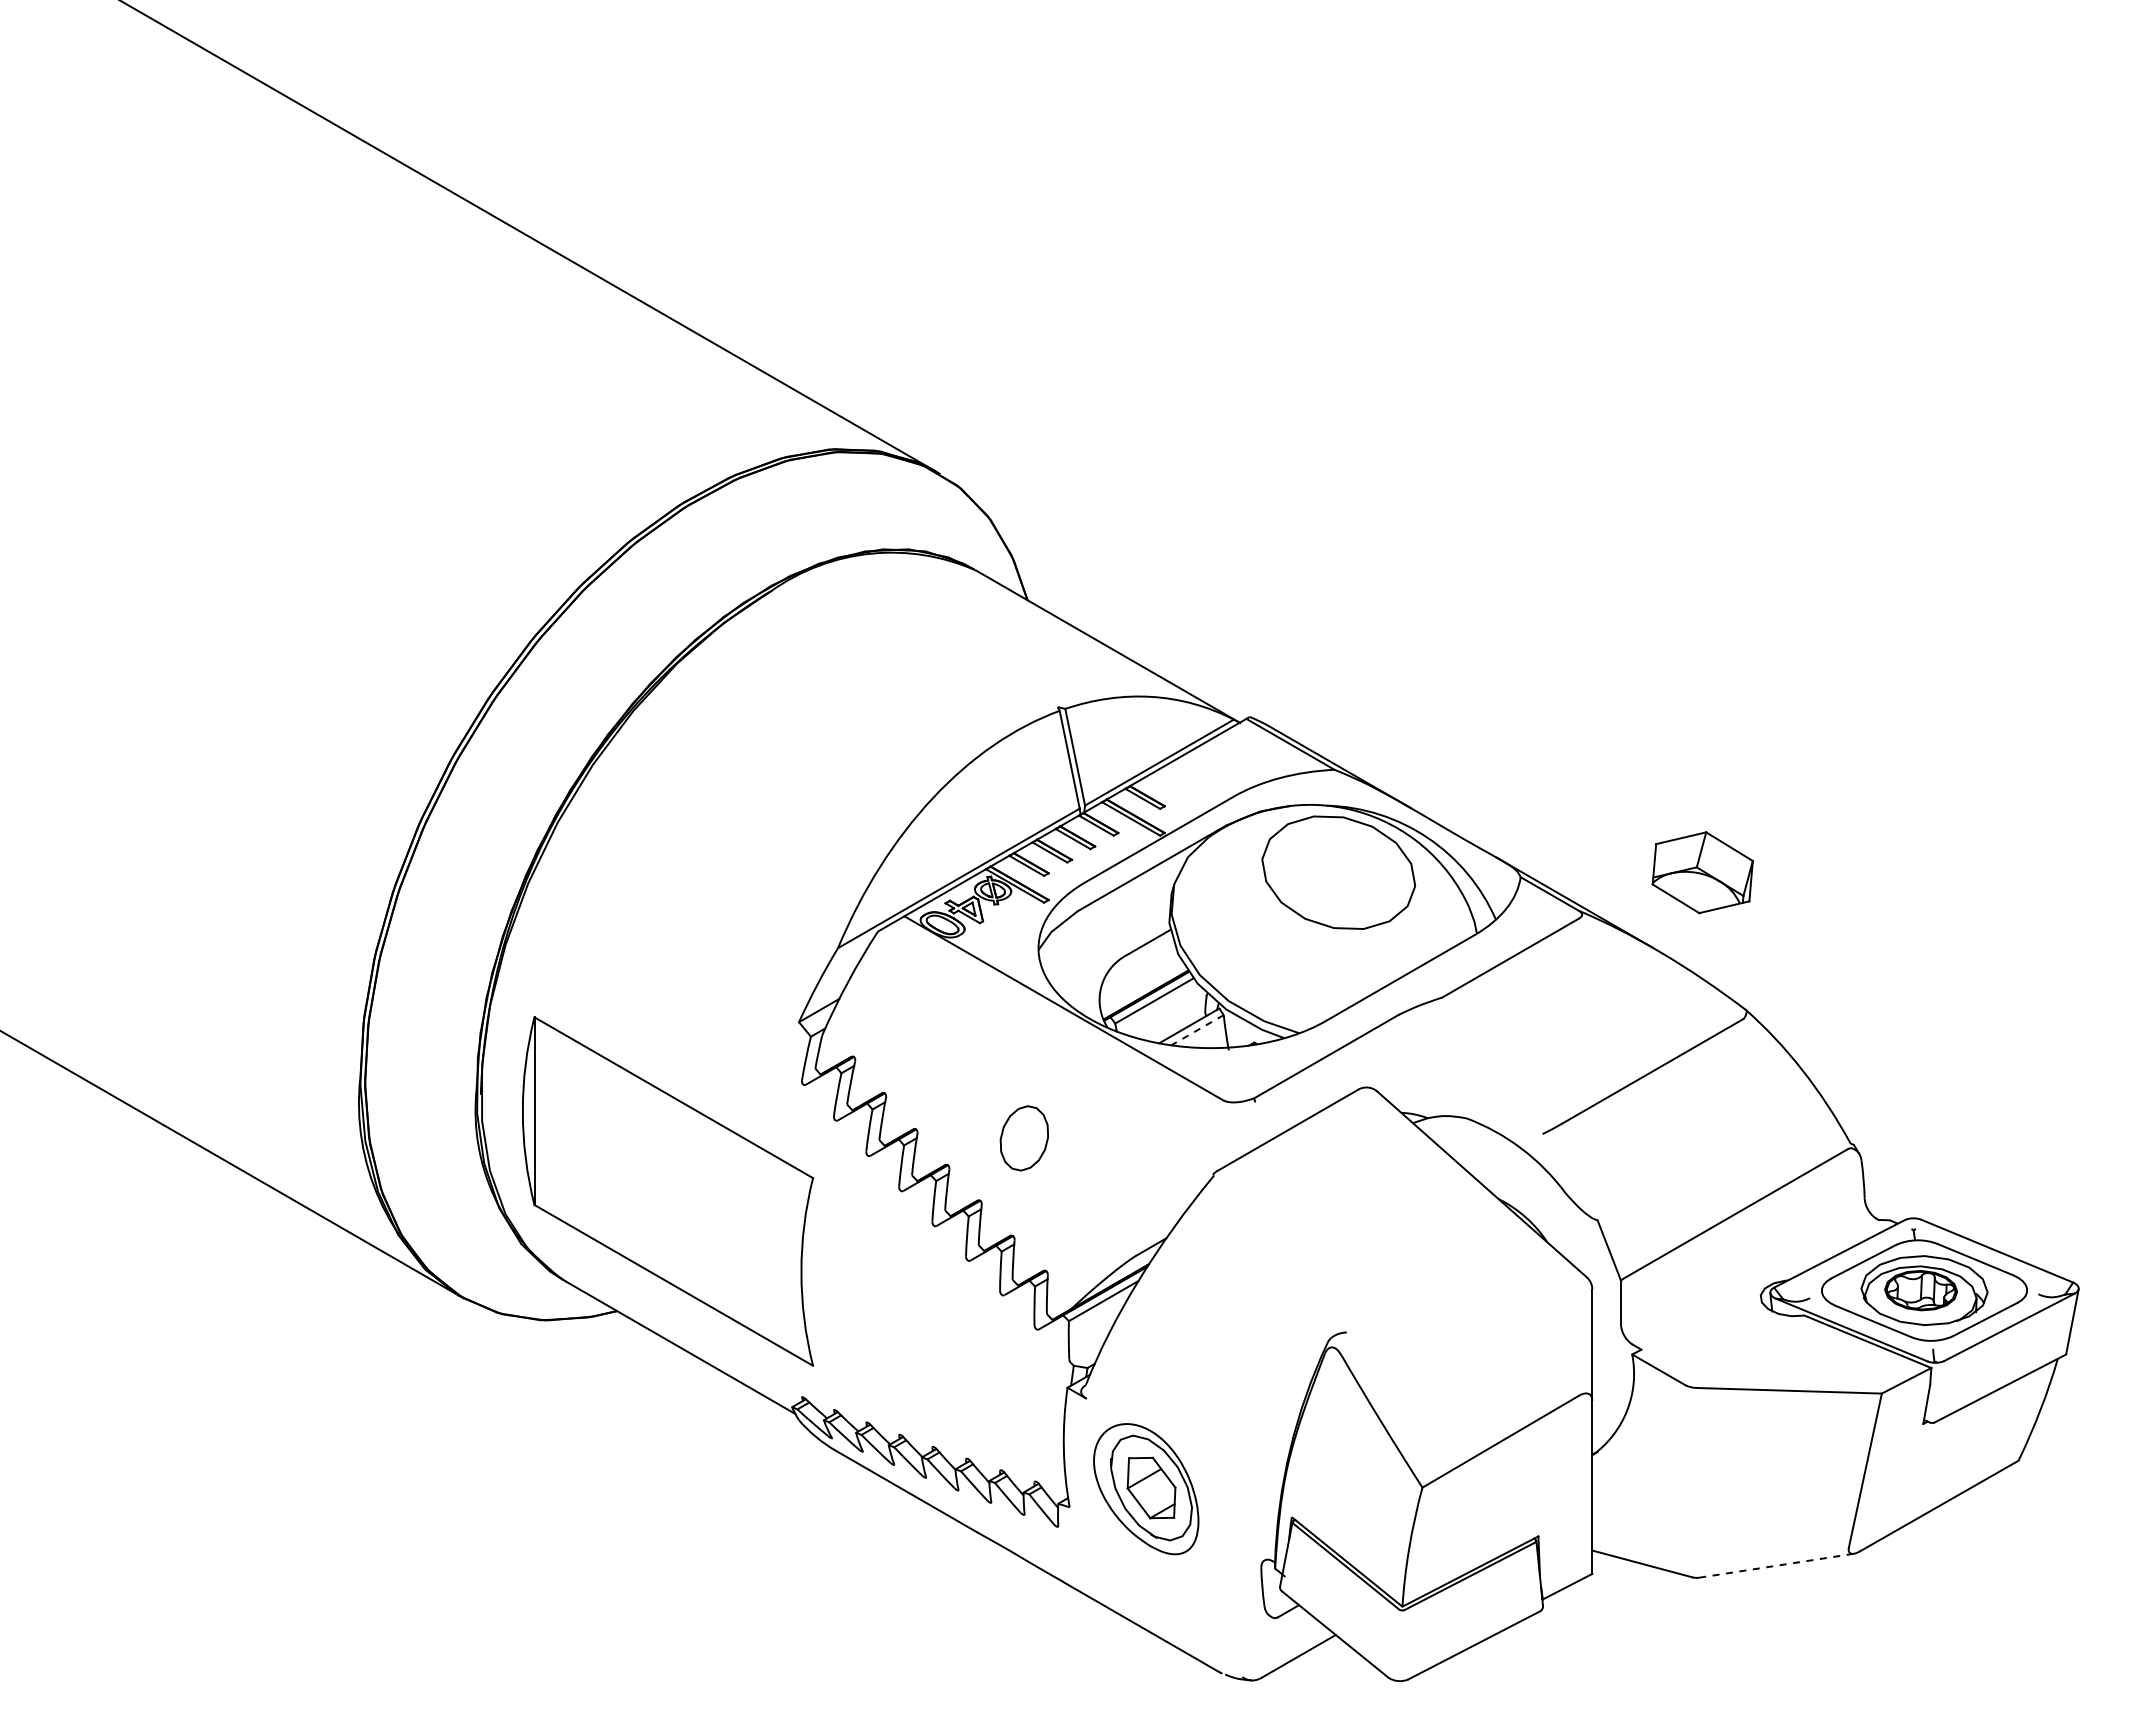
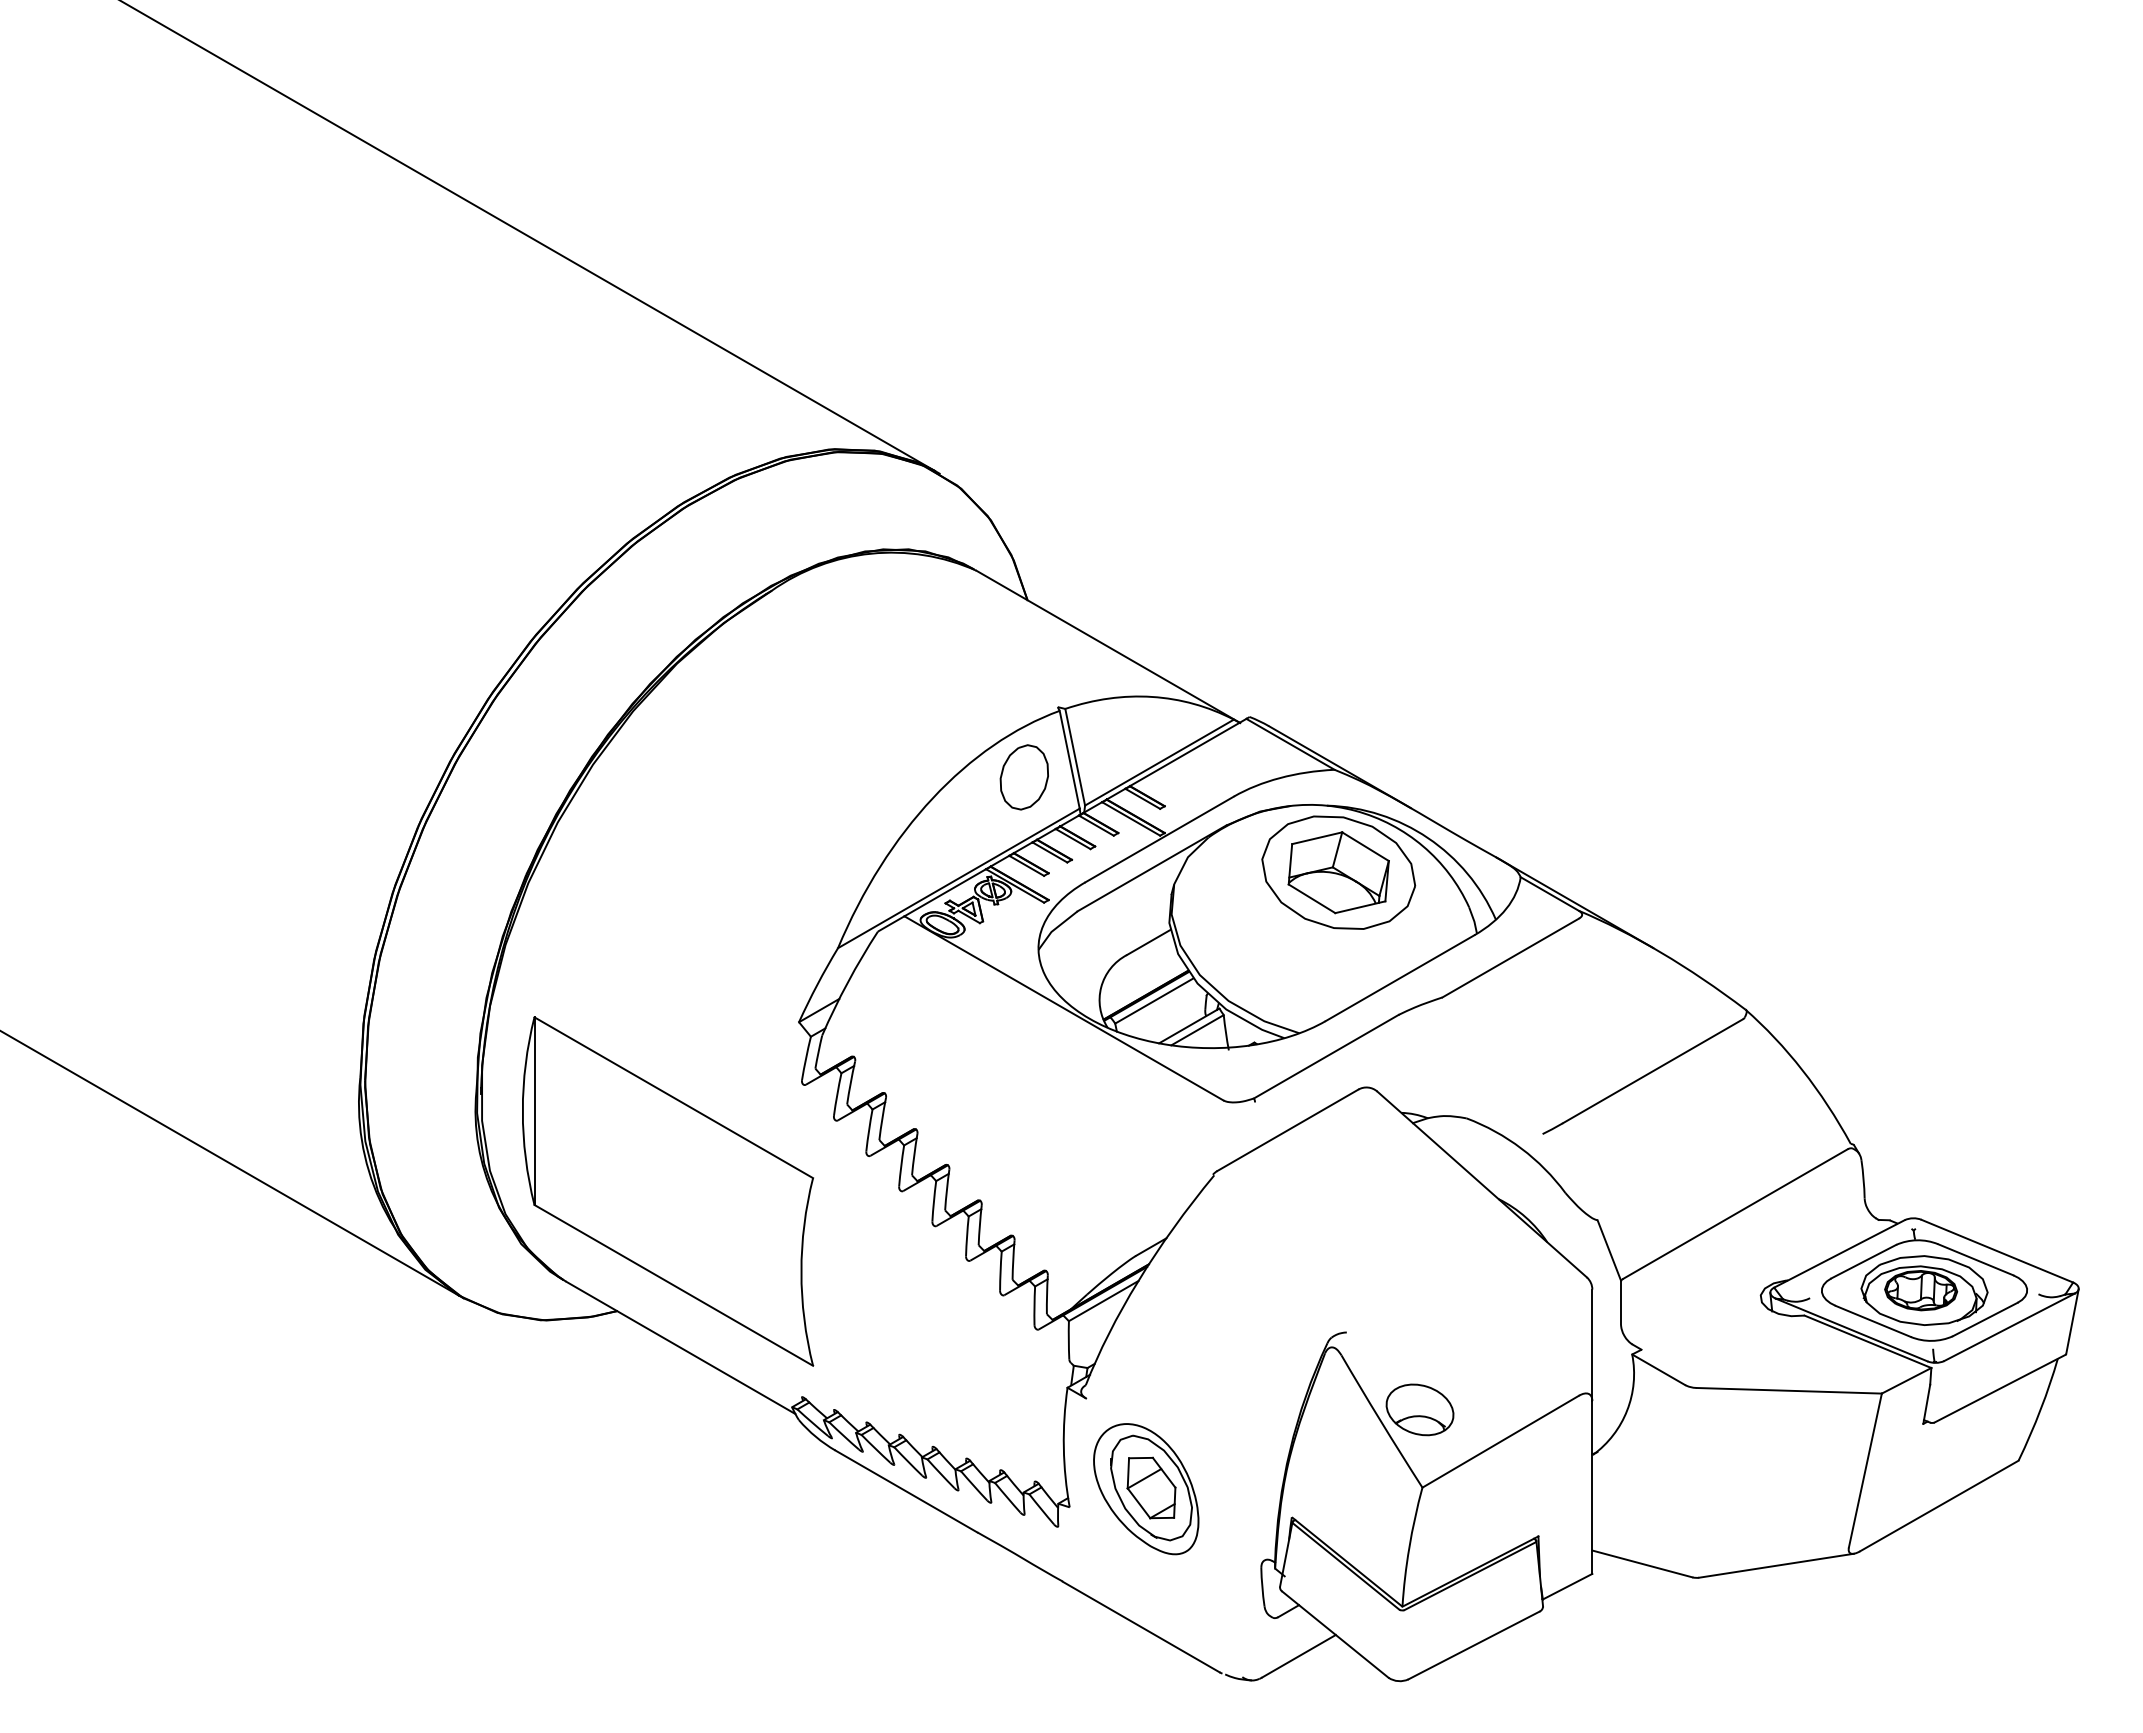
part position: (1702, 872) -> (1338, 872) (1338, 872)
line: dashed -> solid (1197, 1030)
part position: (1023, 1138) -> (1023, 777) (1023, 777)
part: none -> present (1419, 1409)
line: dashed -> solid (1777, 1565)
